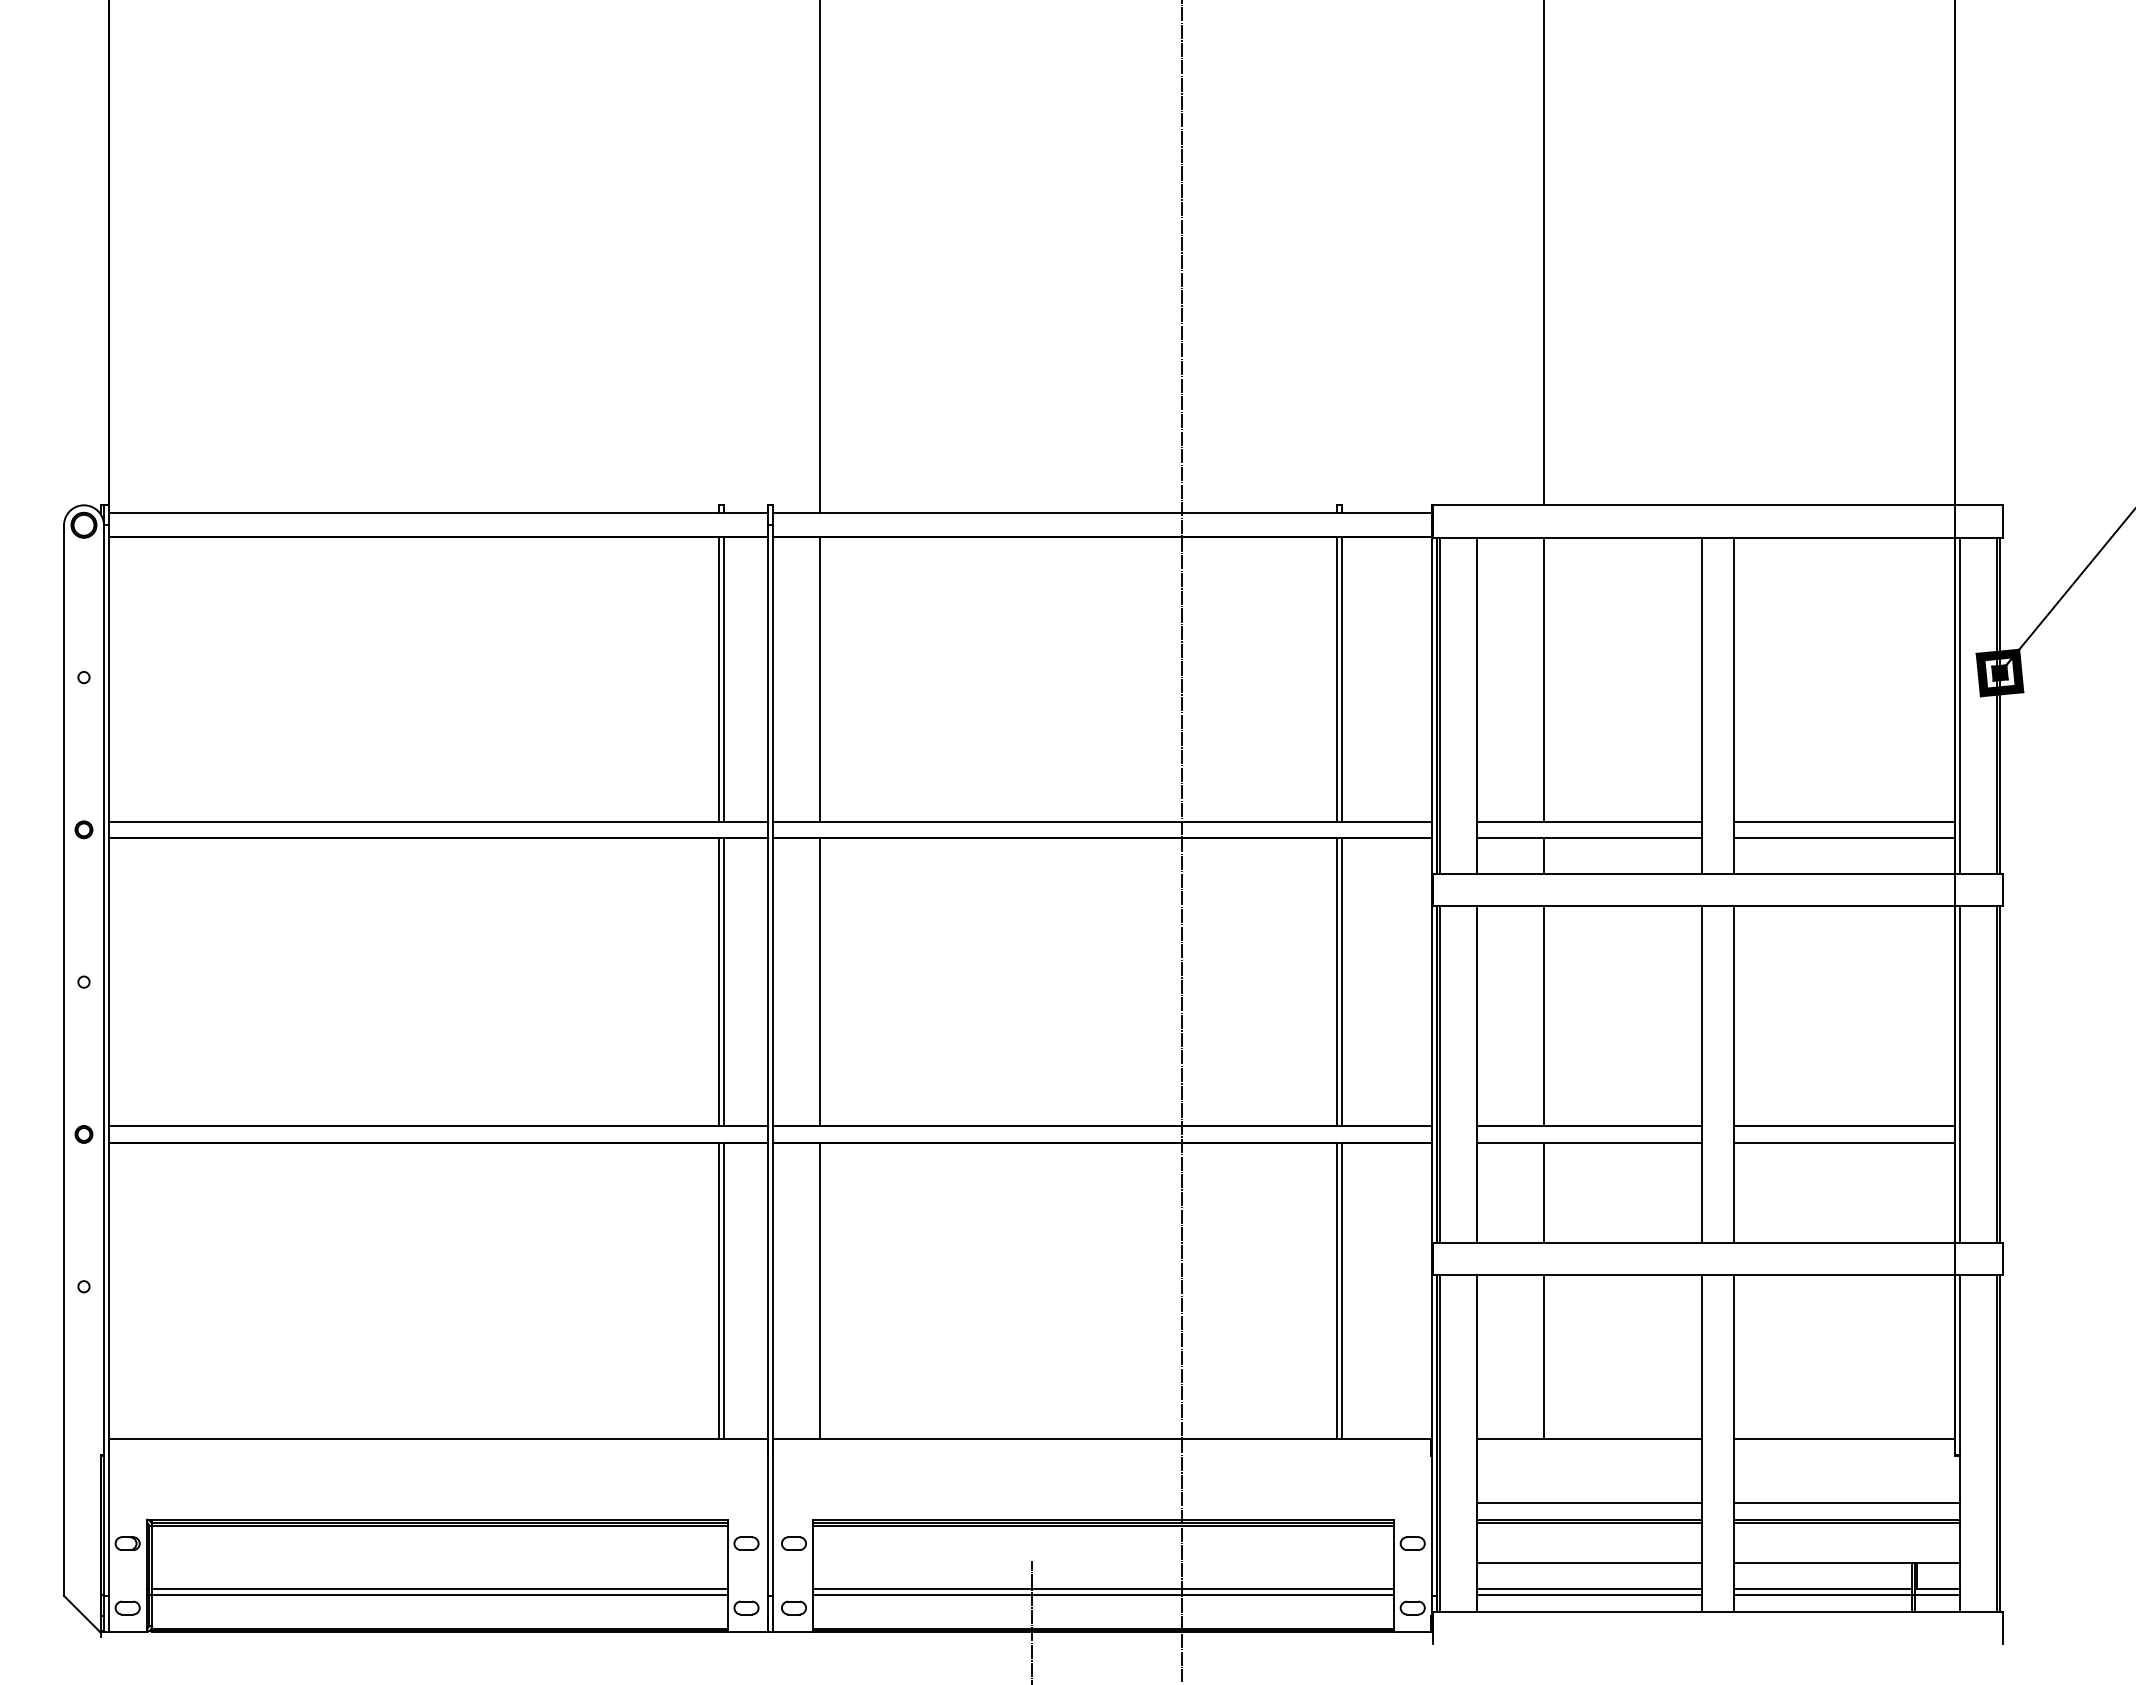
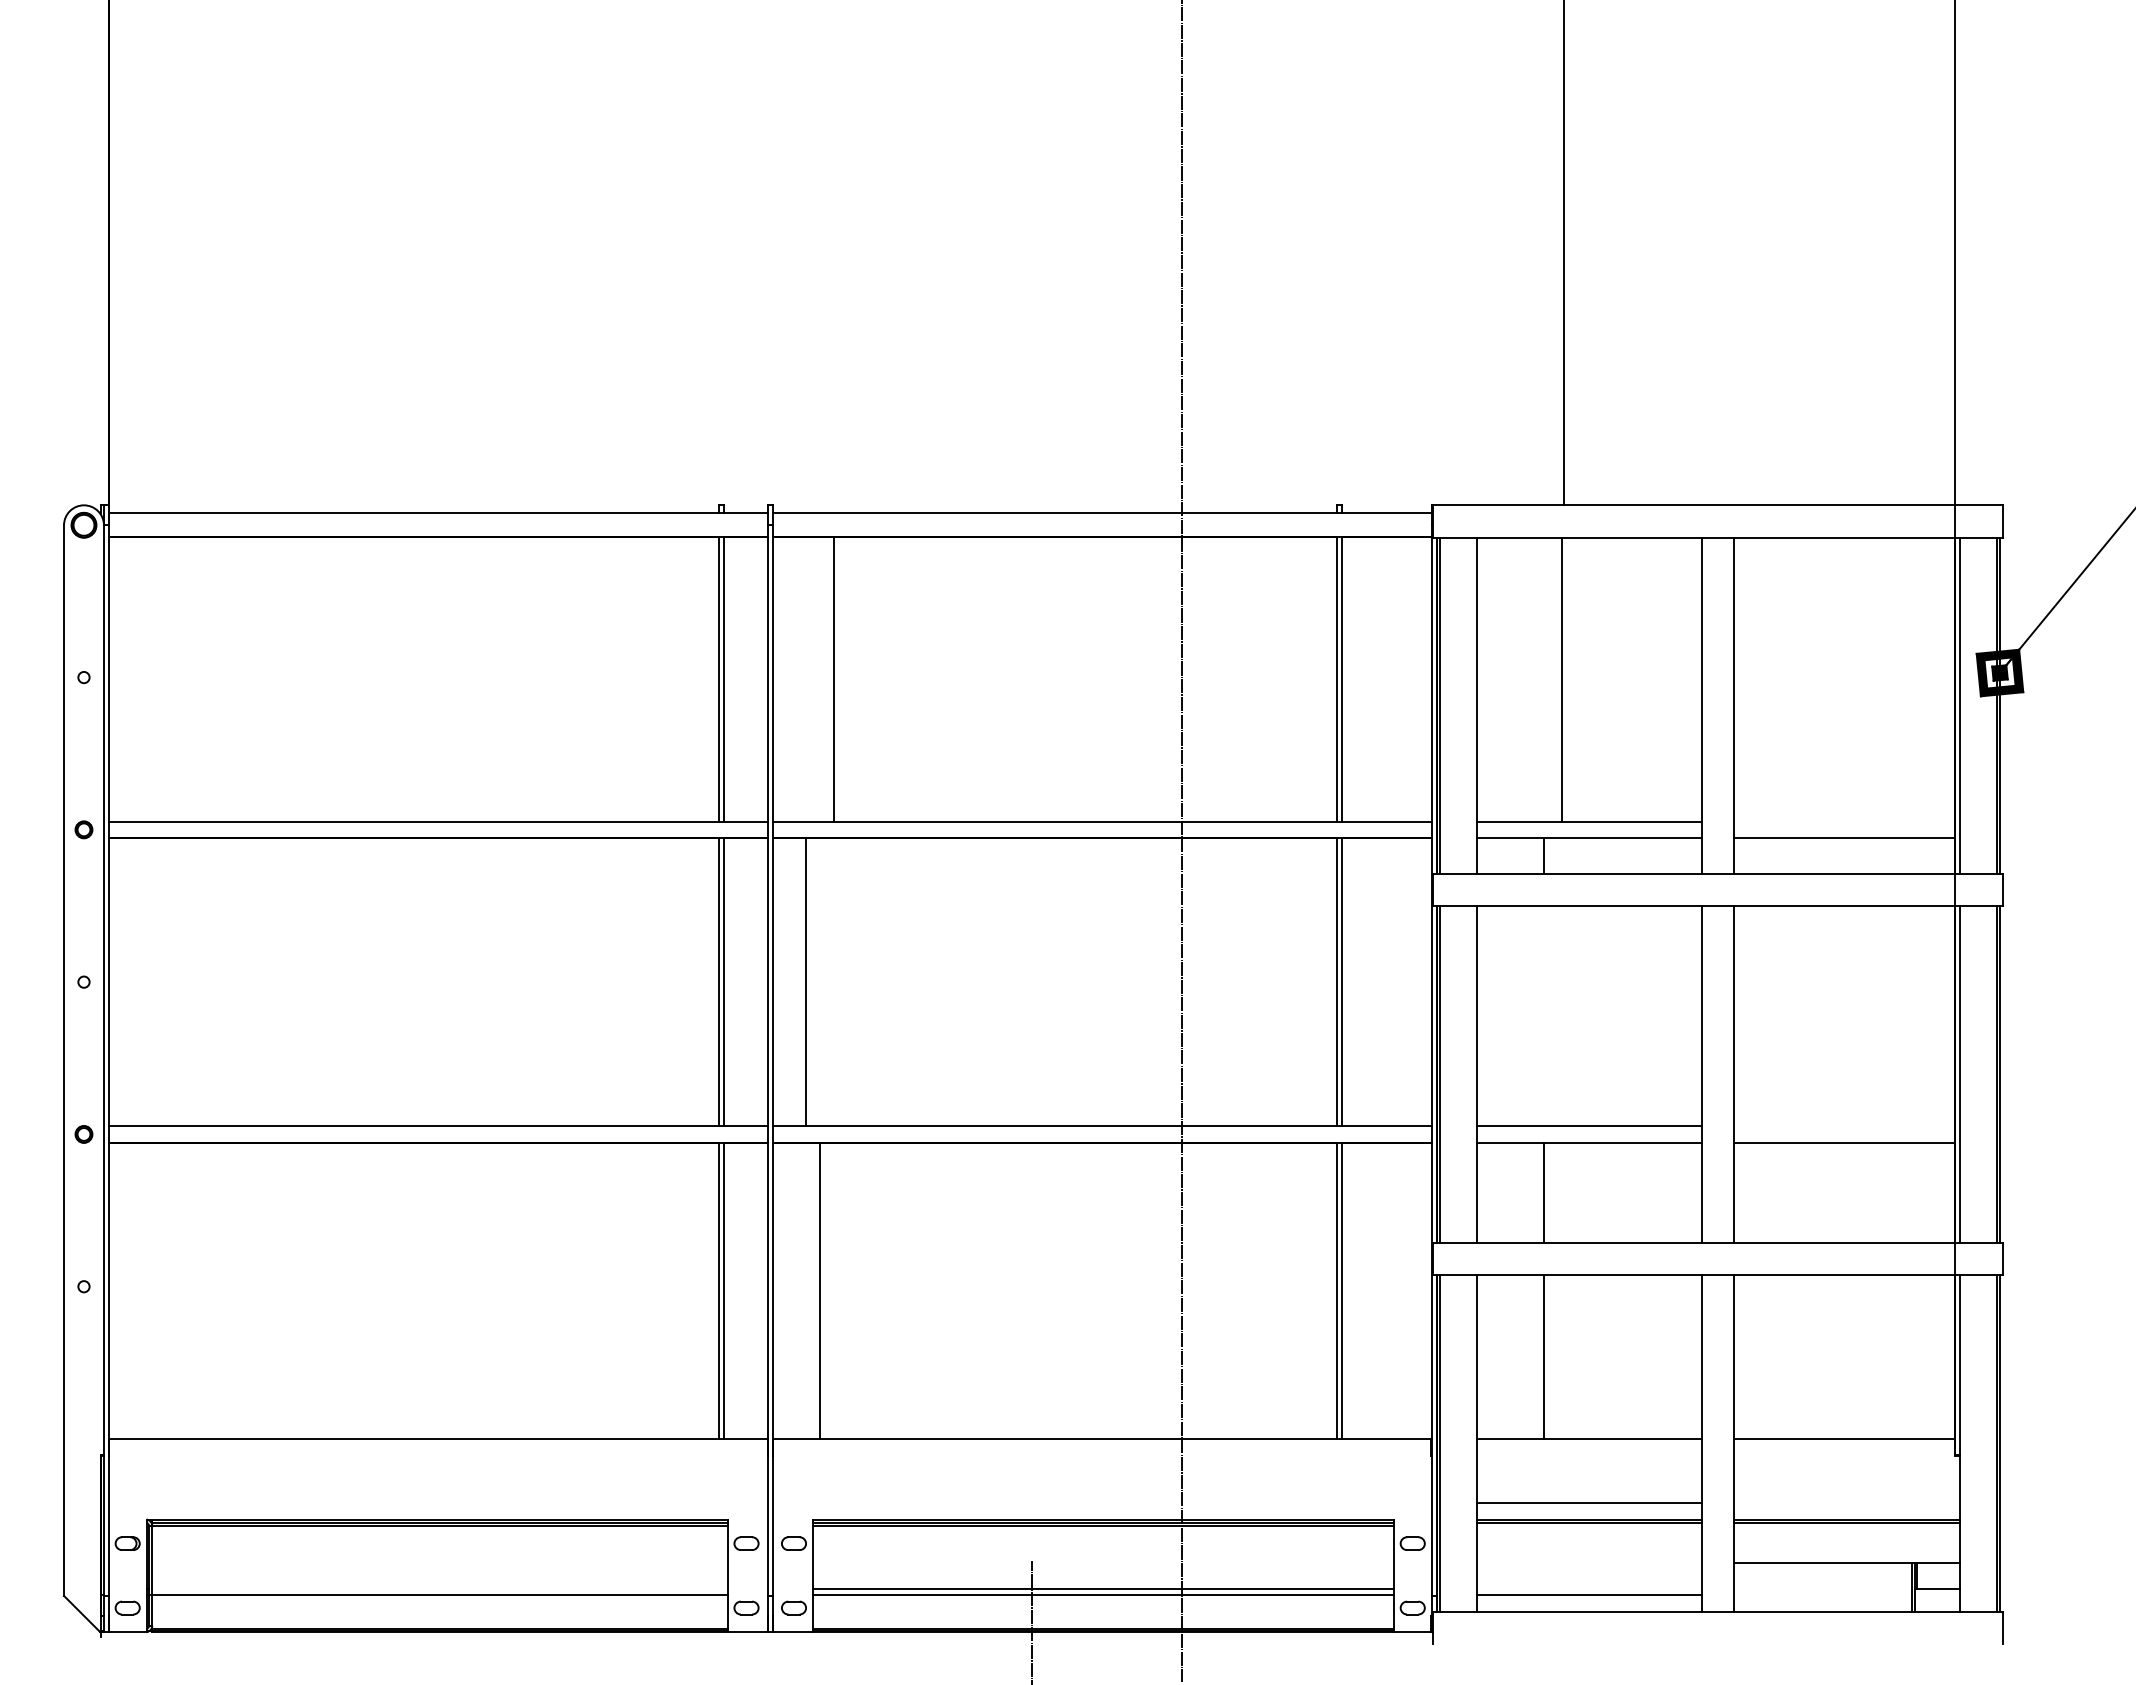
line position: (1544, 253) -> (1564, 253) (1564, 253)
line: present -> none (819, 257)
line position: (819, 679) -> (833, 679) (833, 679)
line position: (1544, 679) -> (1562, 679) (1562, 679)
line: present -> none (1844, 821)
line position: (819, 981) -> (805, 981) (805, 981)
line: present -> none (1544, 1016)
line: present -> none (1844, 1126)
line: present -> none (1846, 1503)
line: present -> none (1589, 1562)
line: present -> none (439, 1588)
line: present -> none (1589, 1588)
line: present -> none (1822, 1588)
line: present -> none (1846, 1595)
